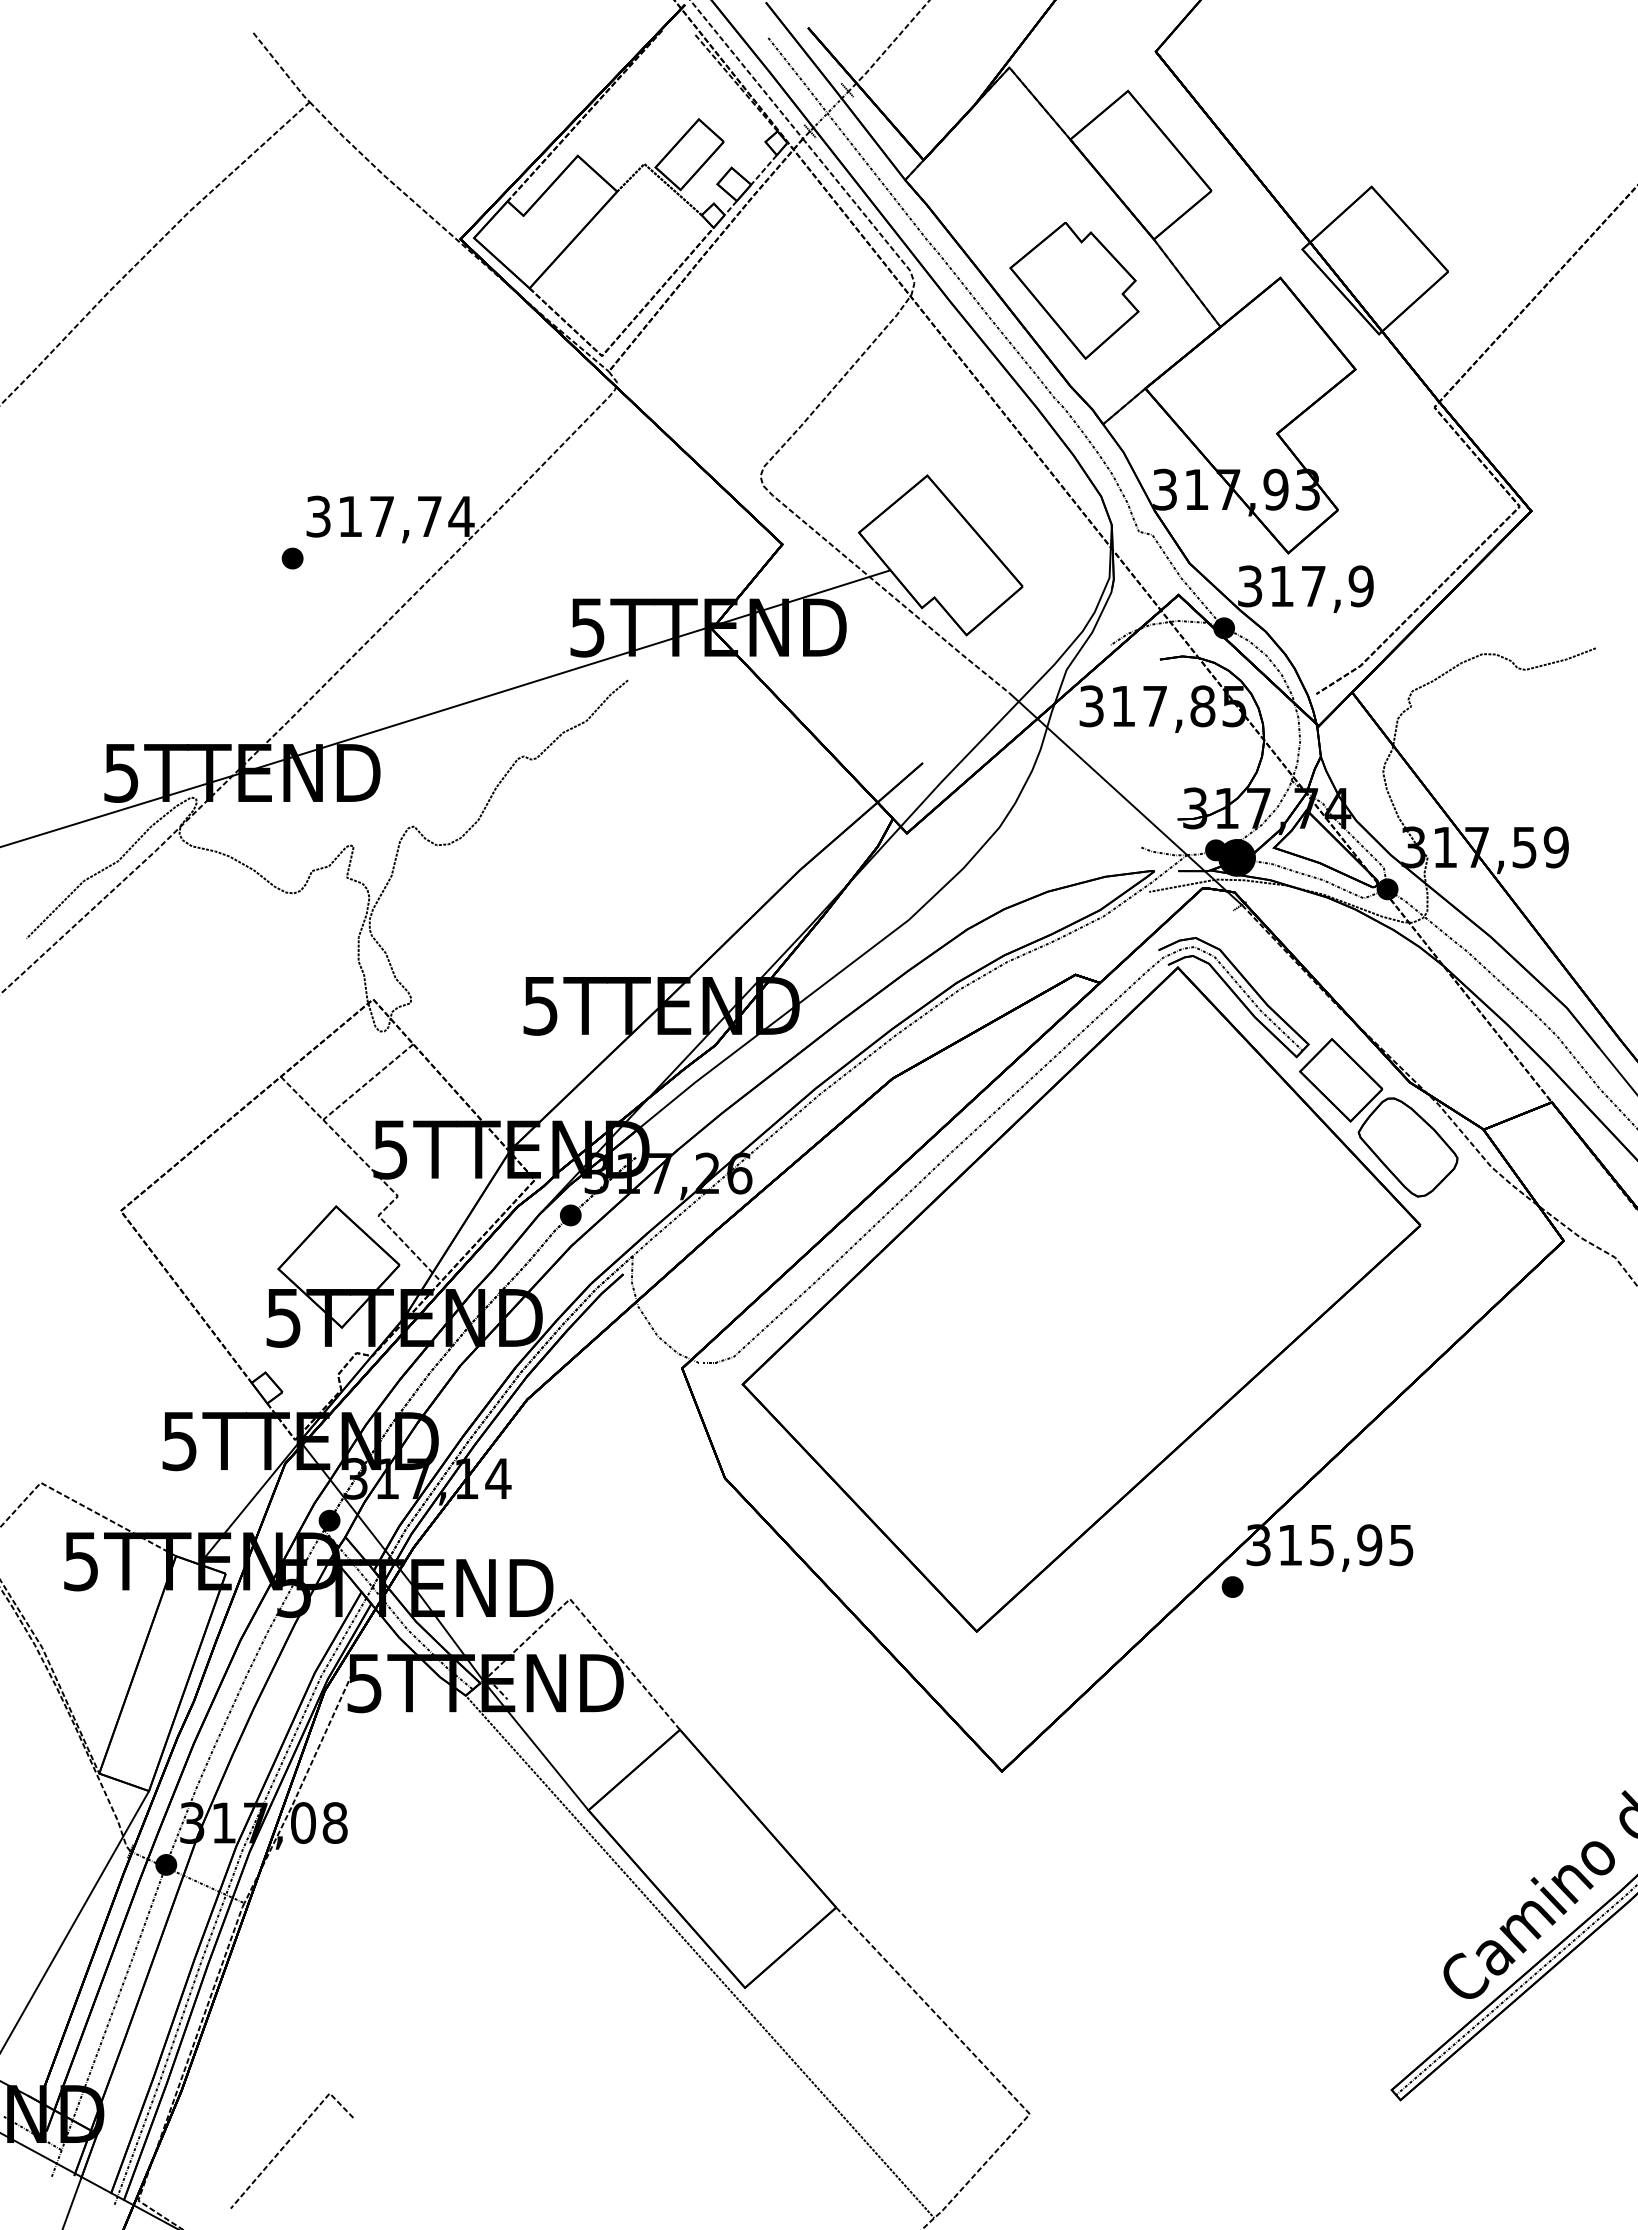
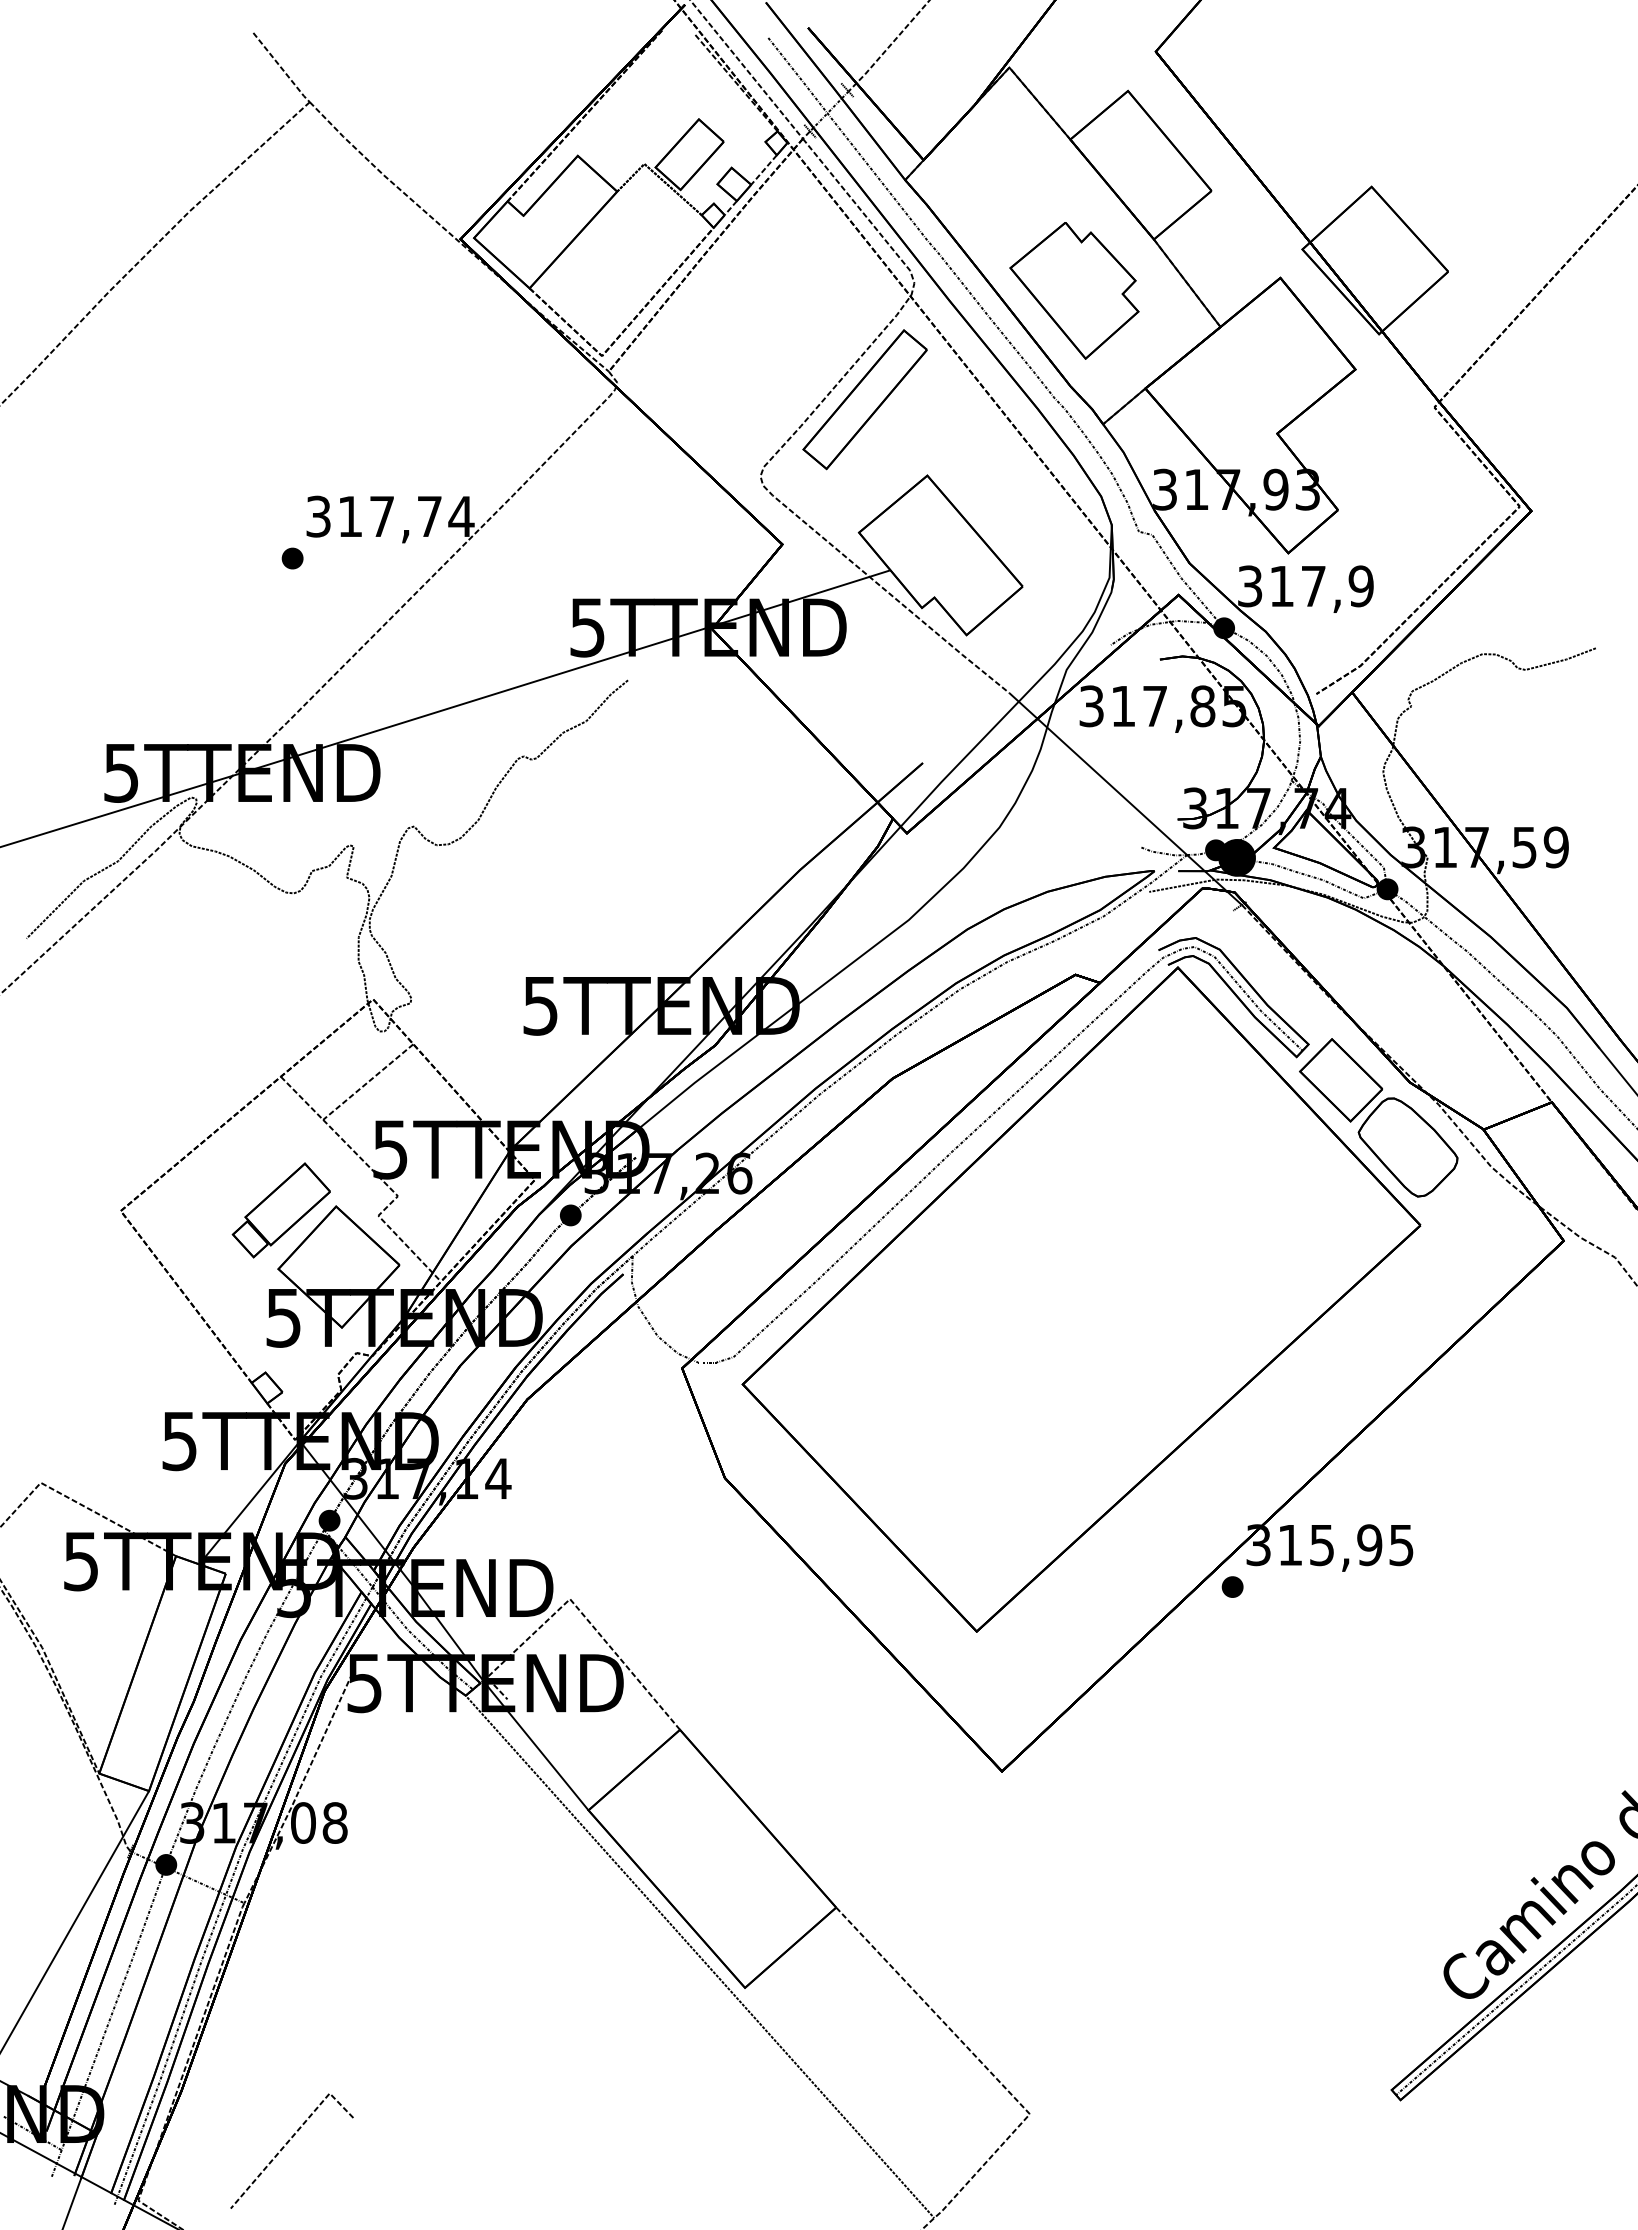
part: none -> present (864, 399)
part: none -> present (280, 1210)
